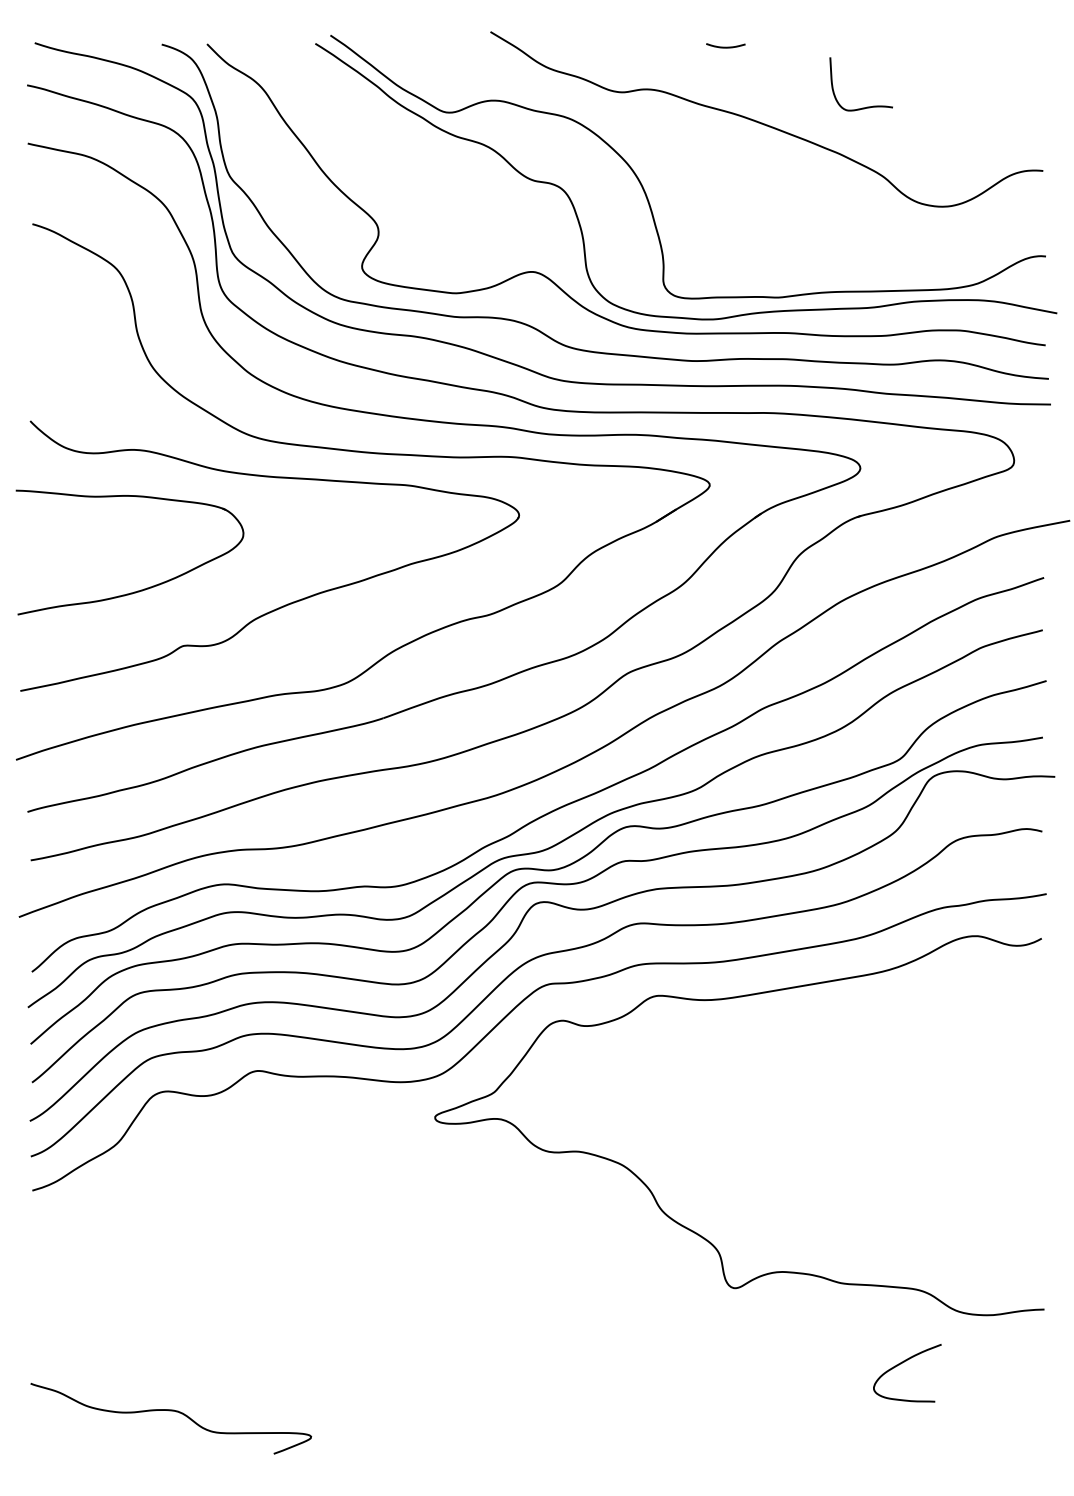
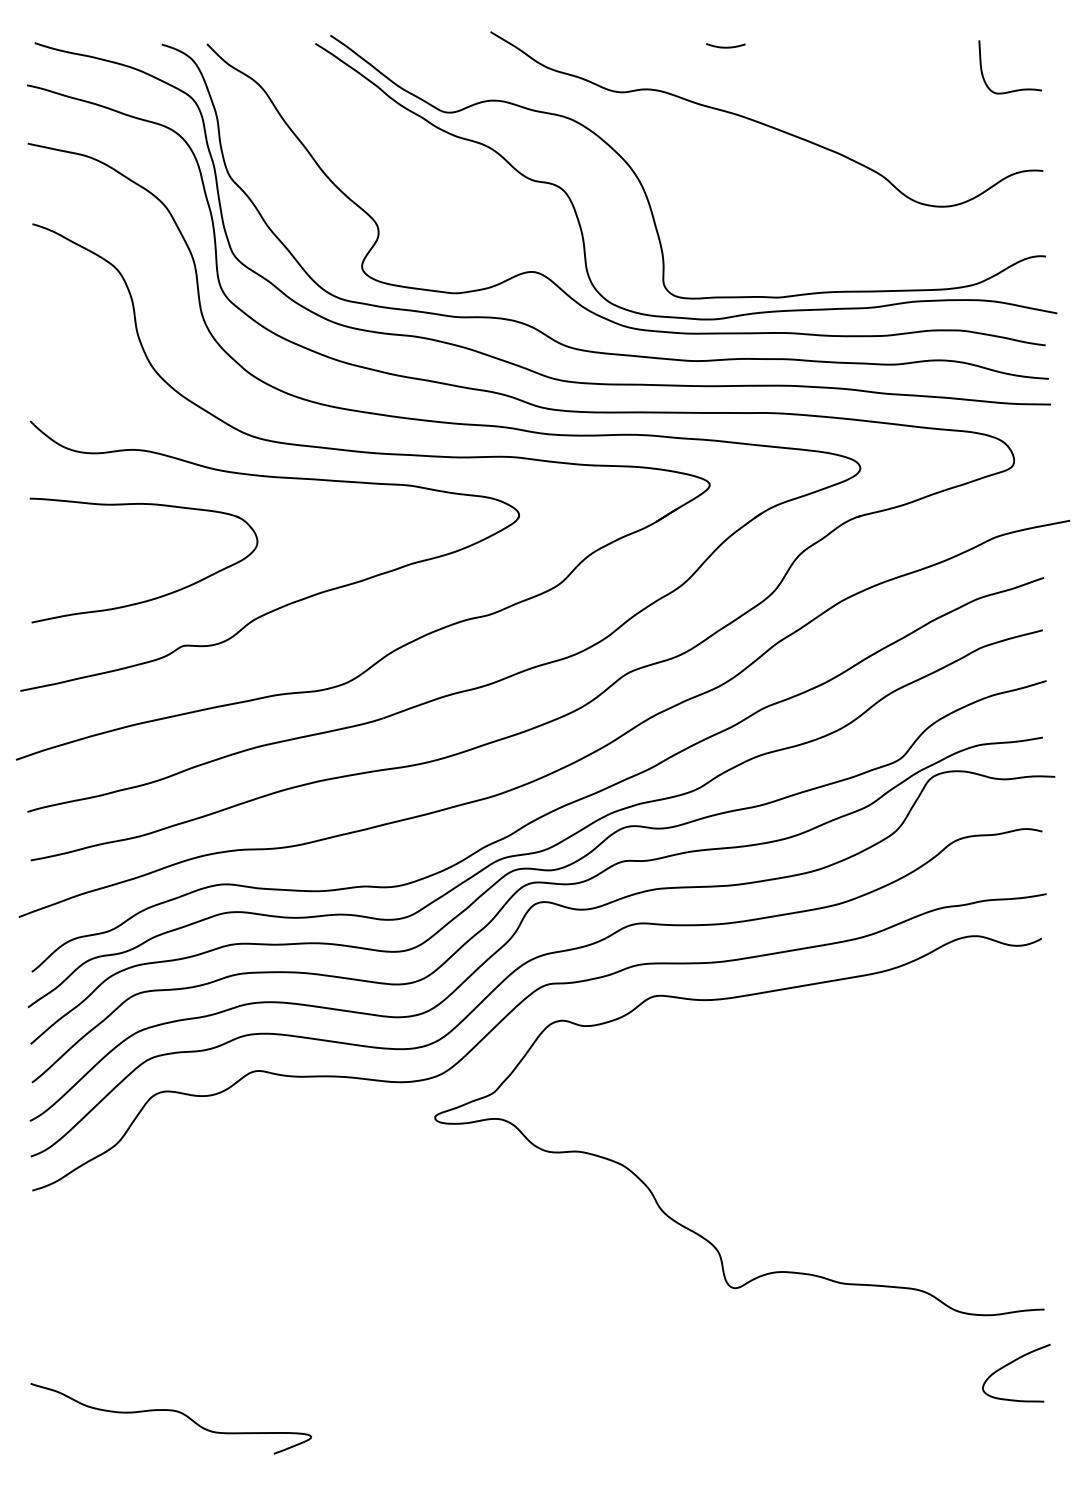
curve position: (867, 106) -> (1016, 89) (1016, 89)
part position: (137, 590) -> (151, 598) (151, 598)
curve position: (901, 1364) -> (1010, 1364) (1010, 1364)
